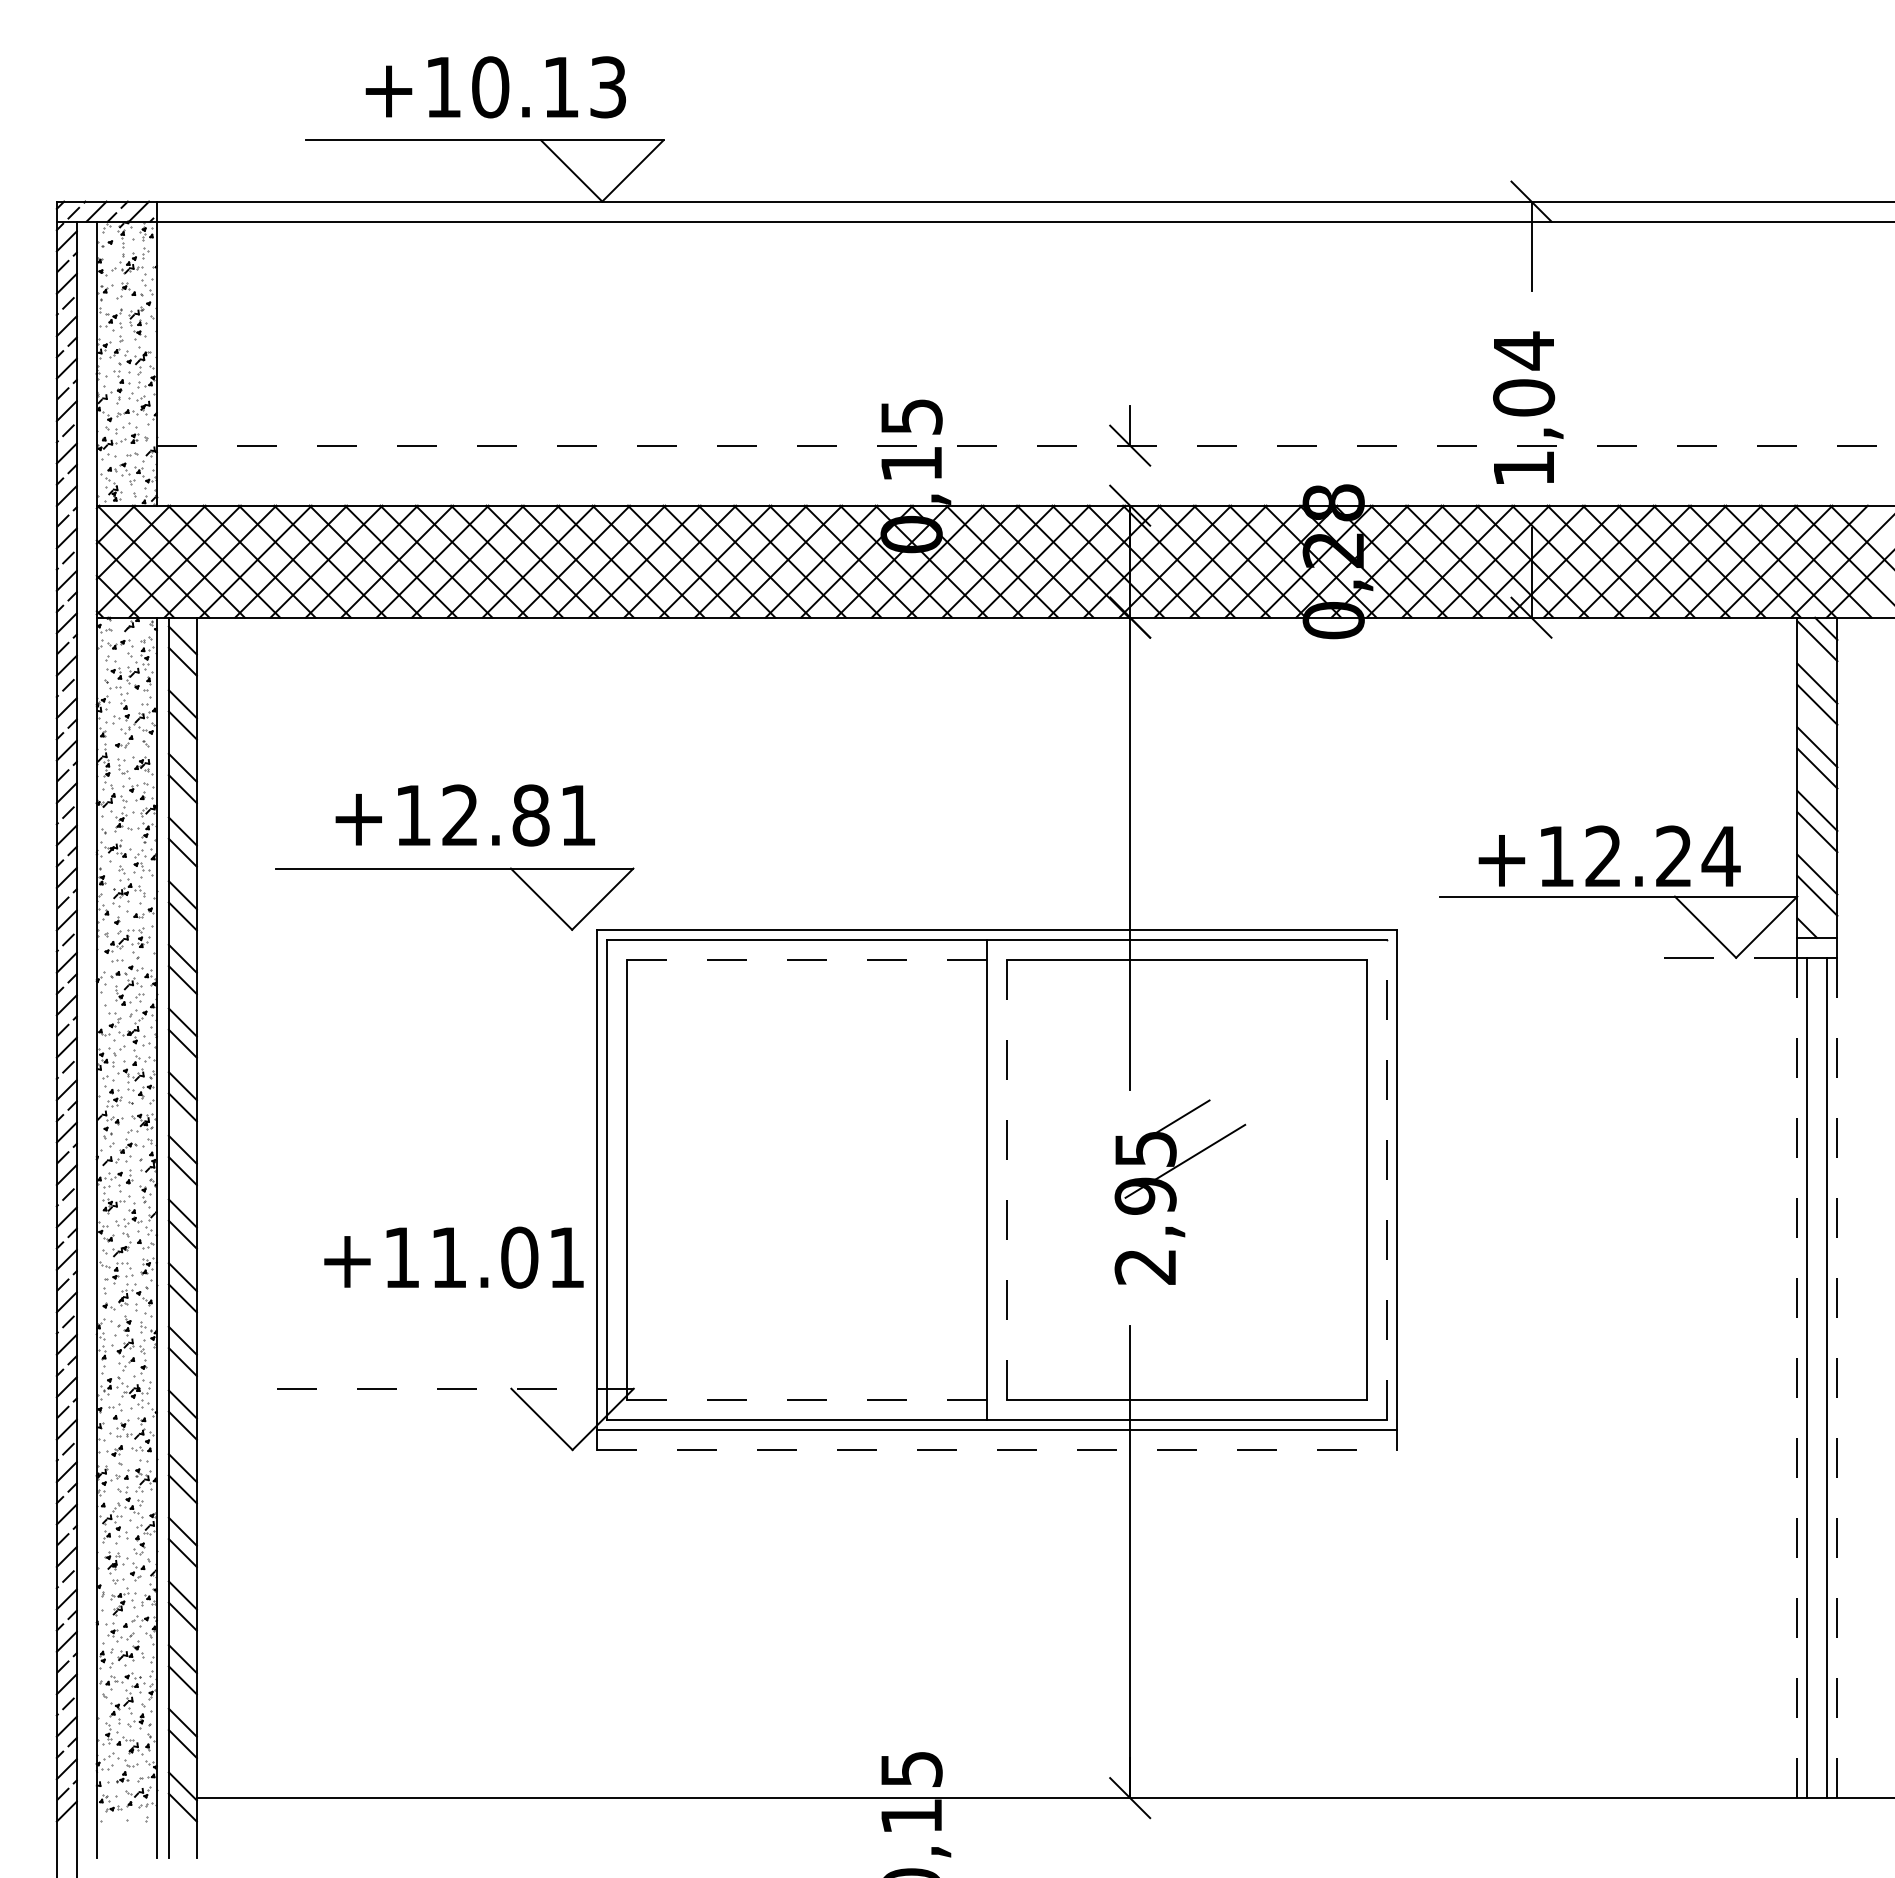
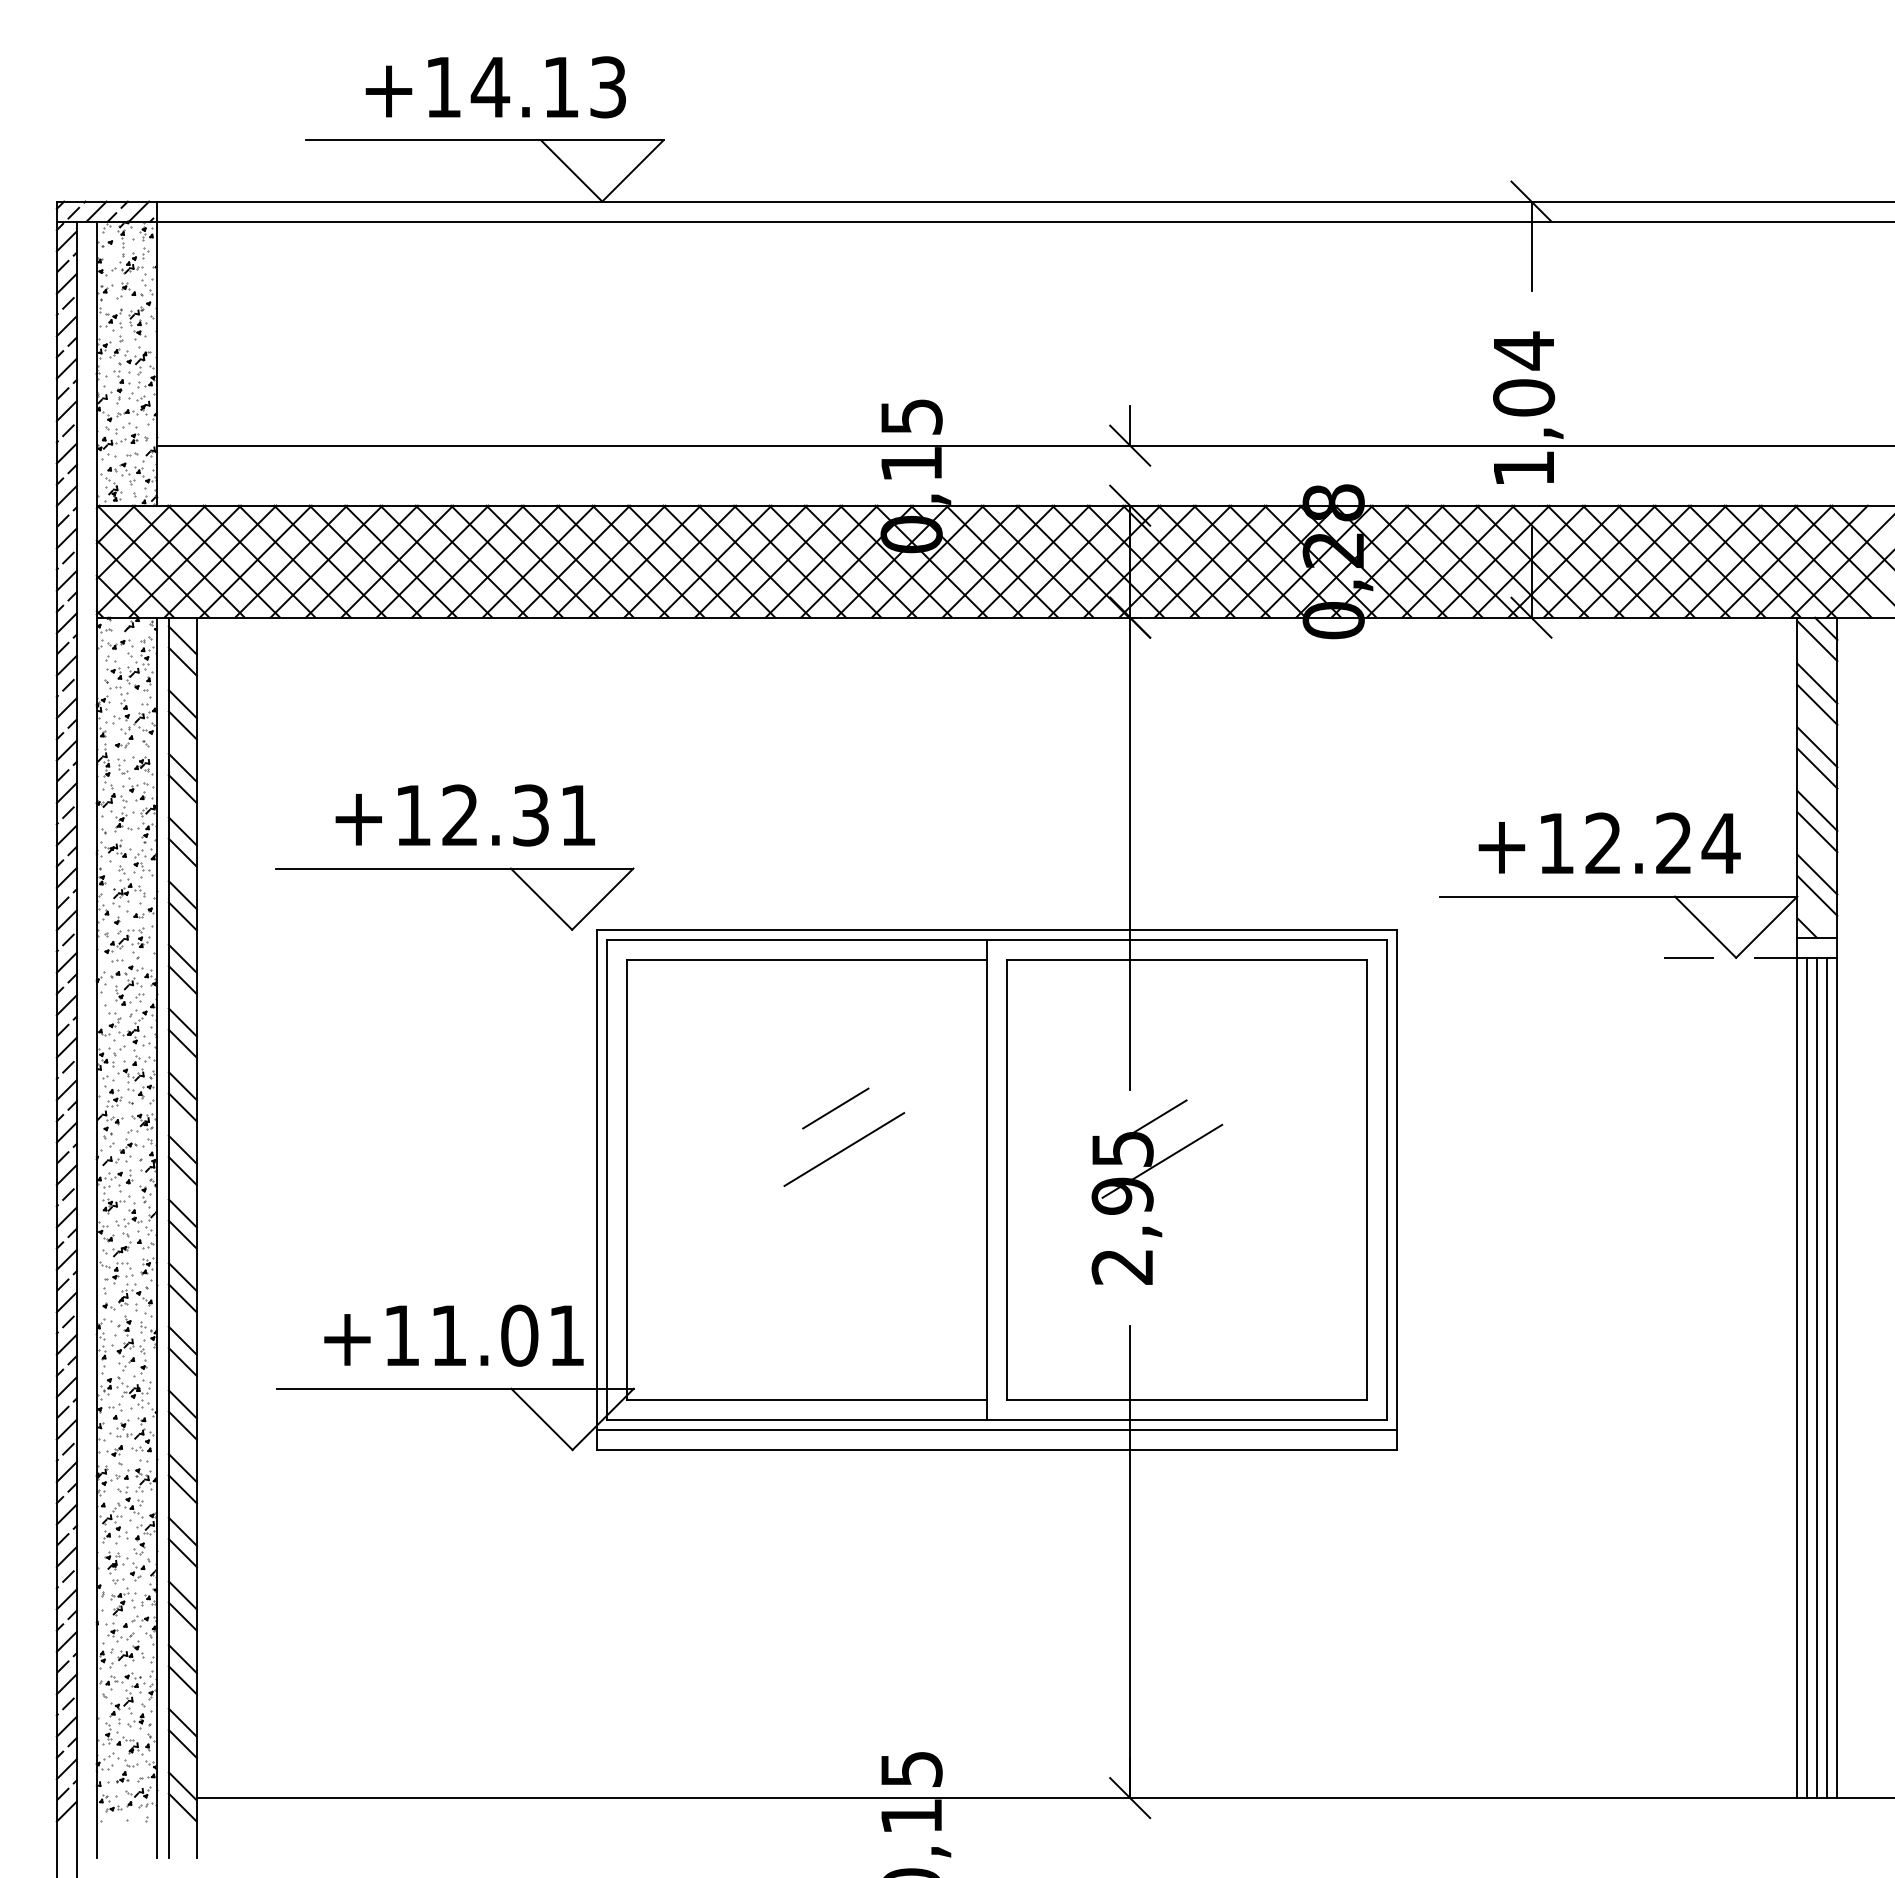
text: +10.13 -> +14.13 (490, 87)
line: dashed -> solid (1025, 445)
text: +12.81 -> +12.31 (530, 815)
text position: (1609, 855) -> (1609, 842) (1609, 842)
line: dashed -> solid (806, 959)
line: none -> present (835, 1108)
line: none -> present (844, 1149)
line: dashed -> solid (1387, 1179)
line: dashed -> solid (1007, 1180)
part position: (1180, 1191) -> (1157, 1191) (1157, 1191)
text position: (453, 1257) -> (453, 1335) (453, 1335)
line: none -> present (1817, 1377)
line: dashed -> solid (1797, 1378)
line: dashed -> solid (1837, 1378)
line: dashed -> solid (455, 1388)
line: dashed -> solid (807, 1399)
line: dashed -> solid (997, 1449)
